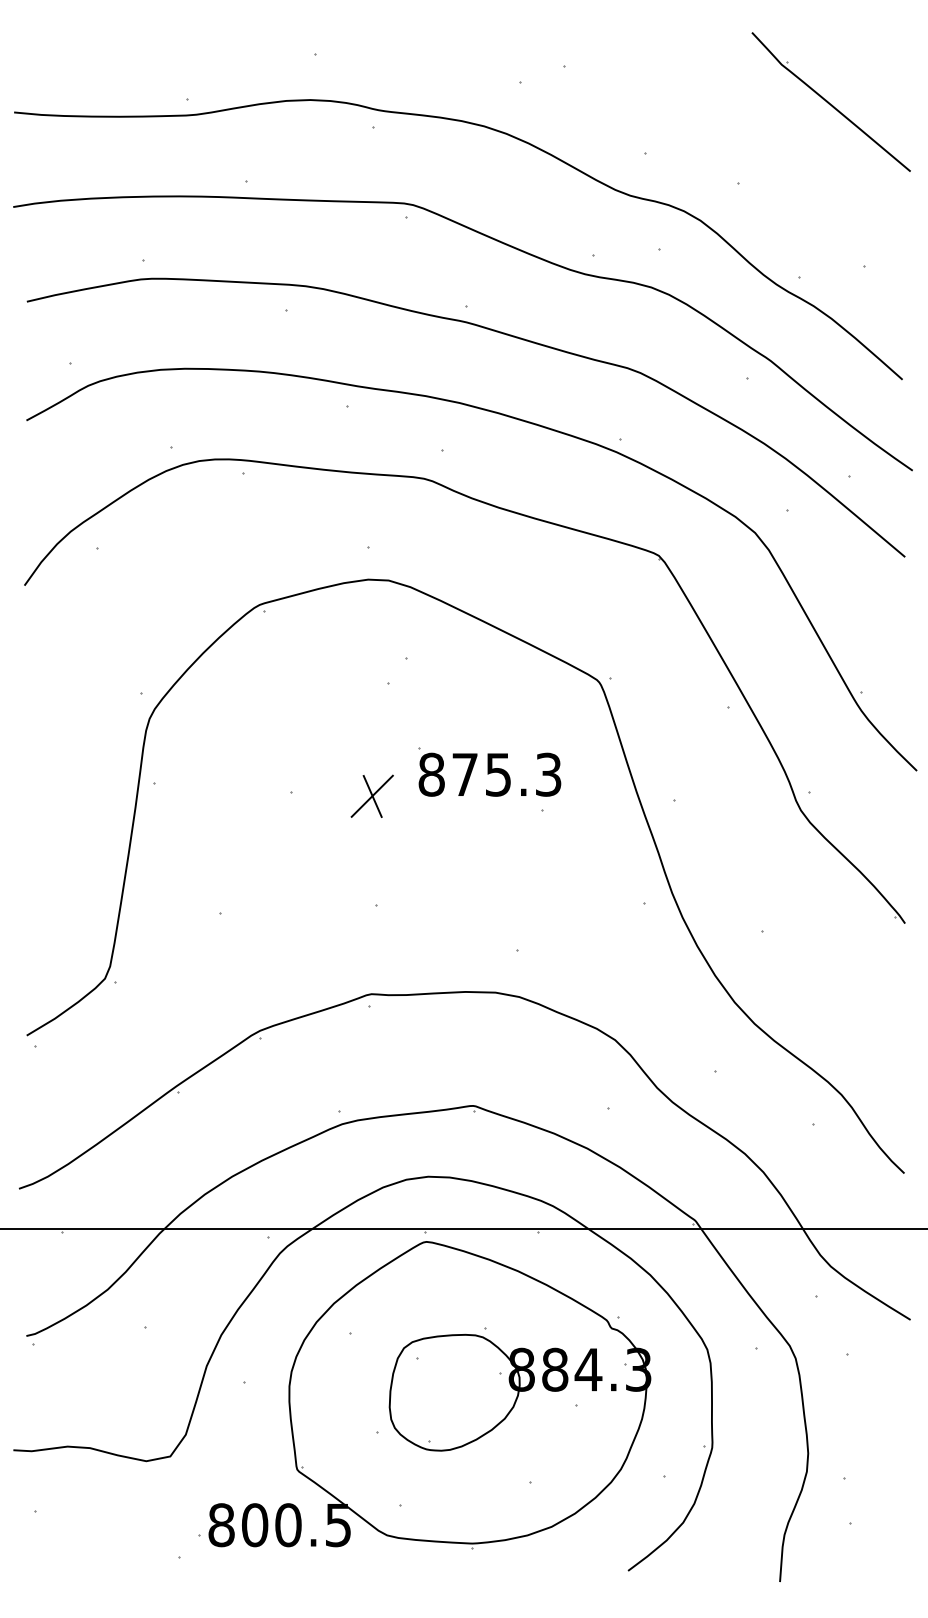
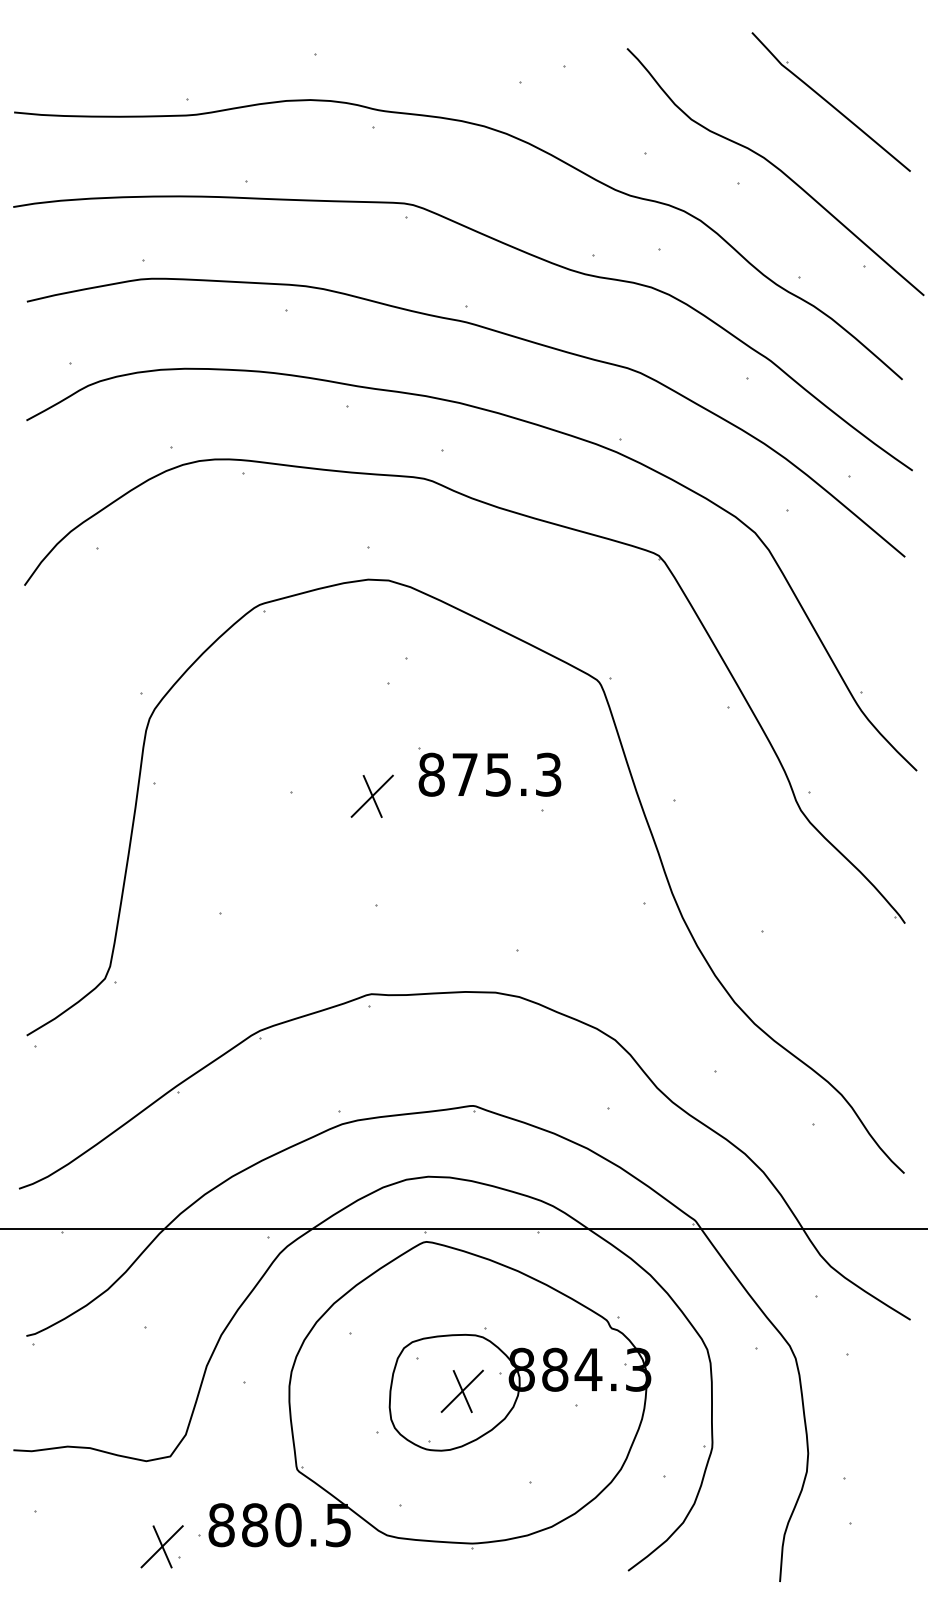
curve: none -> present (777, 169)
part: none -> present (461, 1390)
text: 800.5 -> 880.5 (255, 1525)
part: none -> present (161, 1546)
